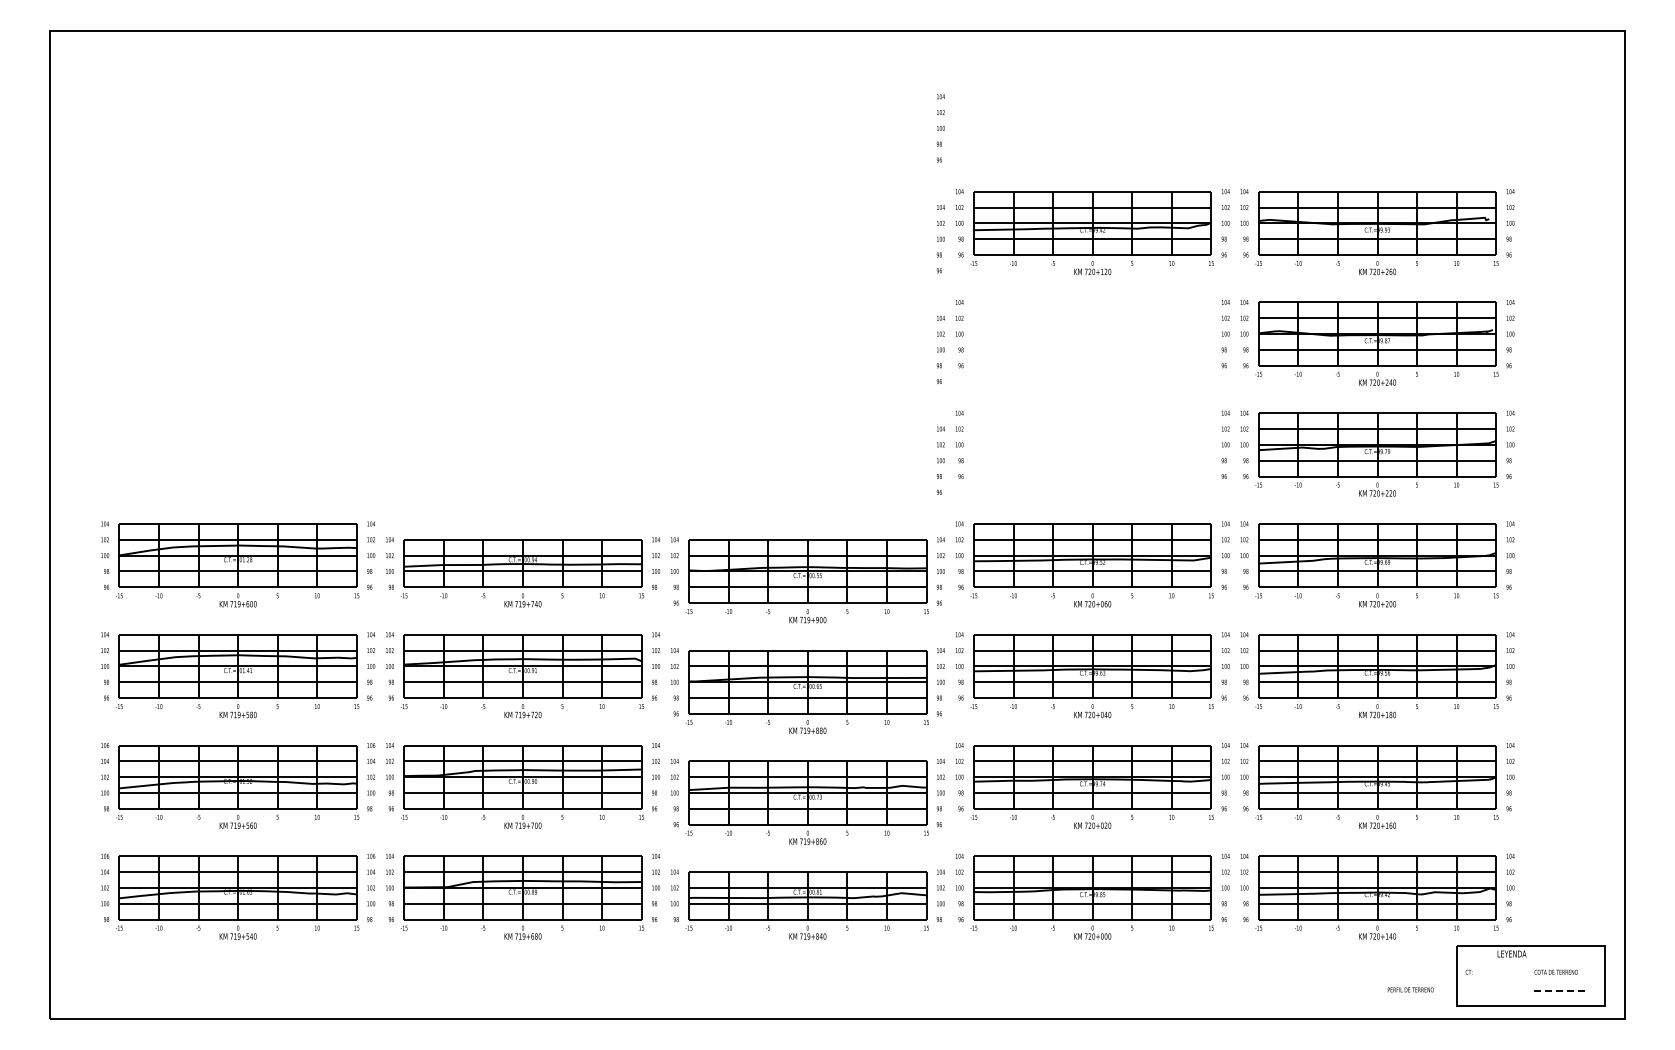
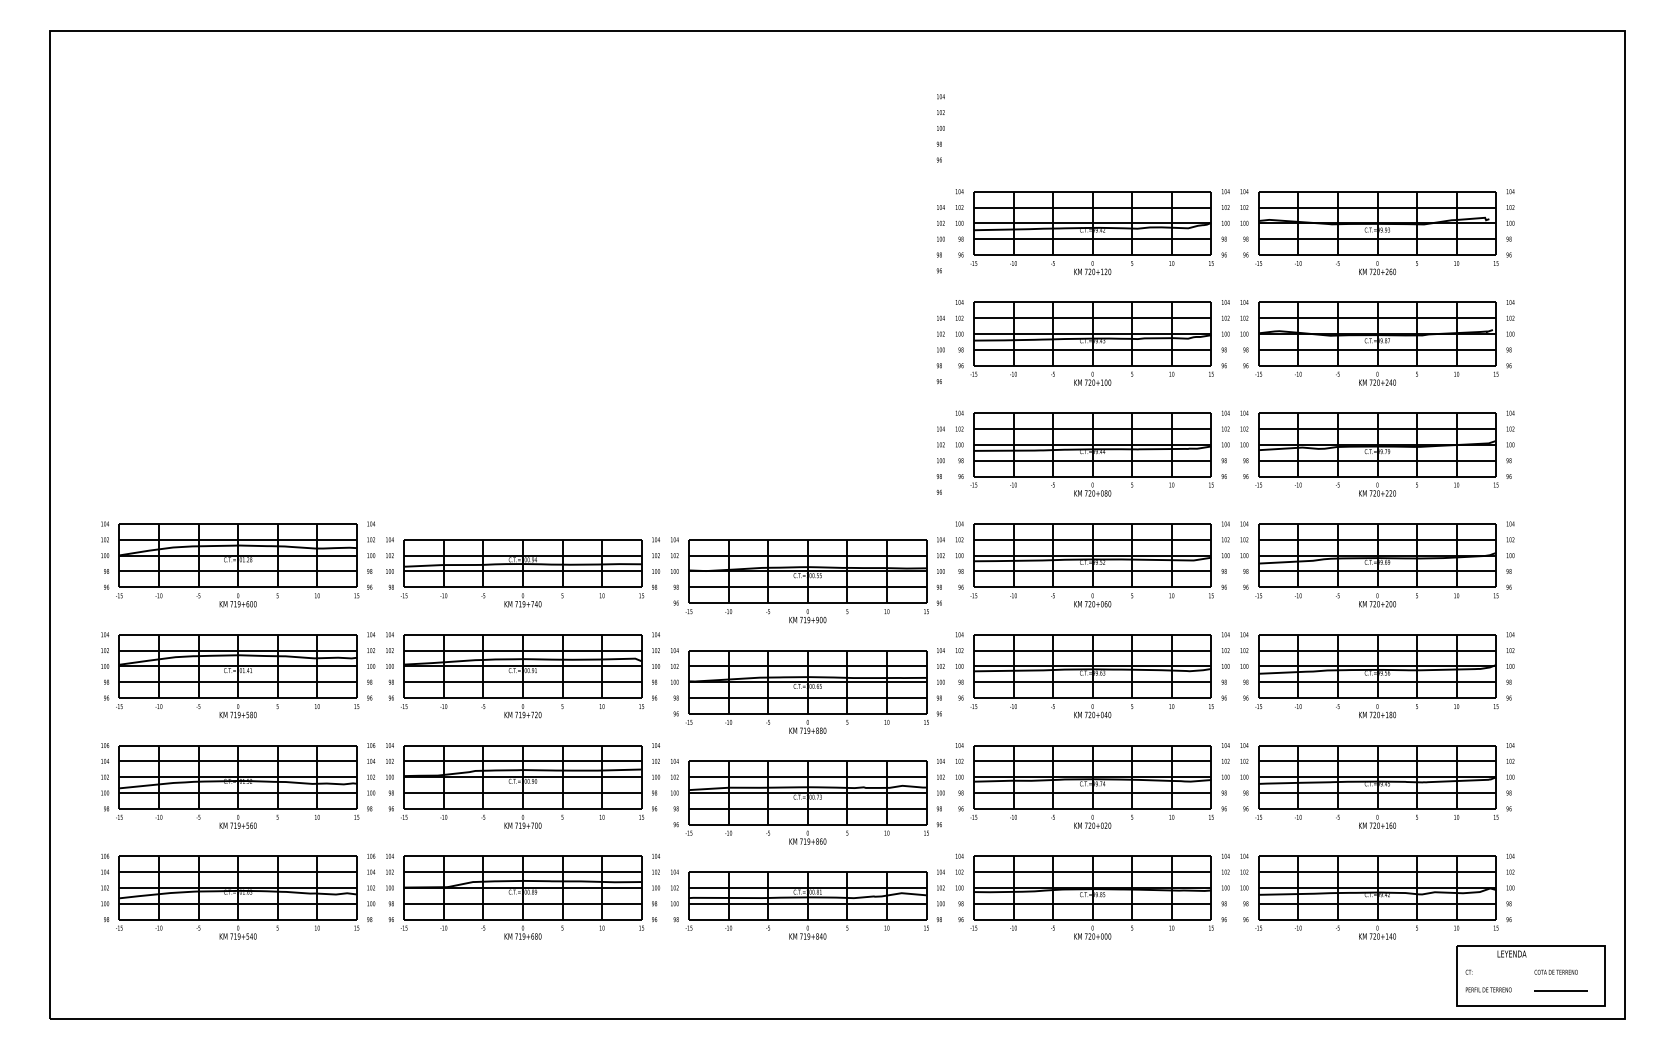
part: none -> present (1091, 343)
part: none -> present (1091, 454)
text position: (1410, 989) -> (1488, 989) (1488, 989)
line: dashed -> solid (1560, 991)
